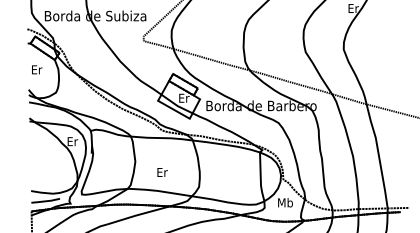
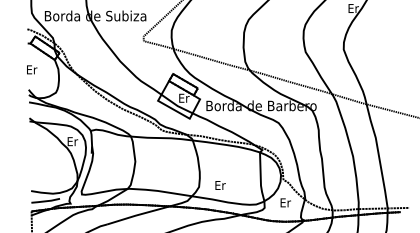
text position: (37, 69) -> (32, 69) (32, 69)
text position: (162, 172) -> (220, 185) (220, 185)
text: Mb -> Er (285, 202)
